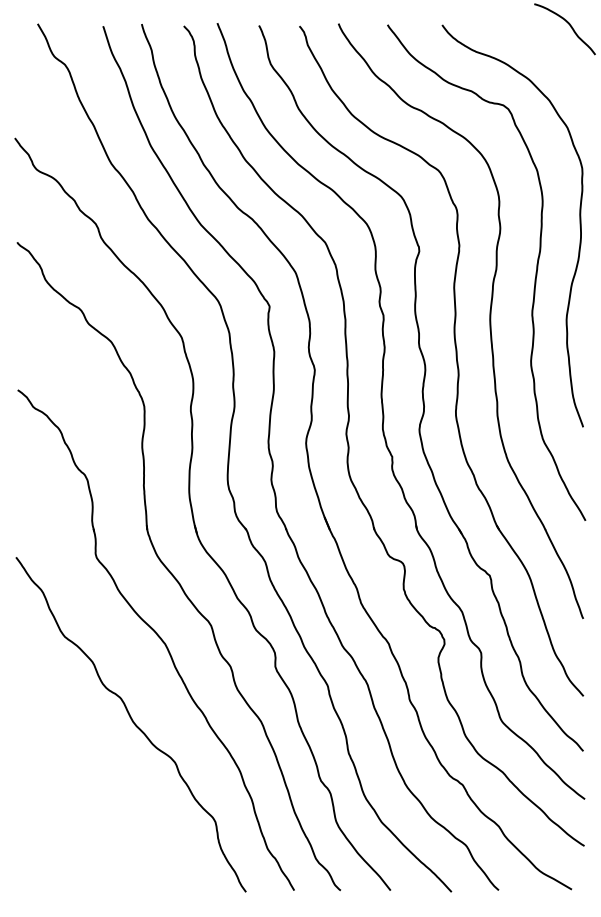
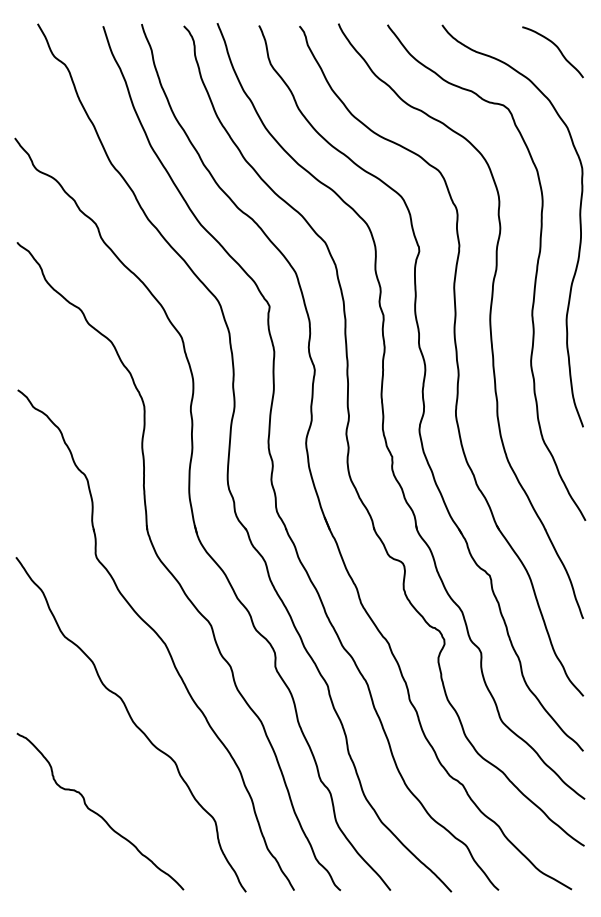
curve position: (570, 27) -> (558, 50) (558, 50)
curve: none -> present (98, 813)
